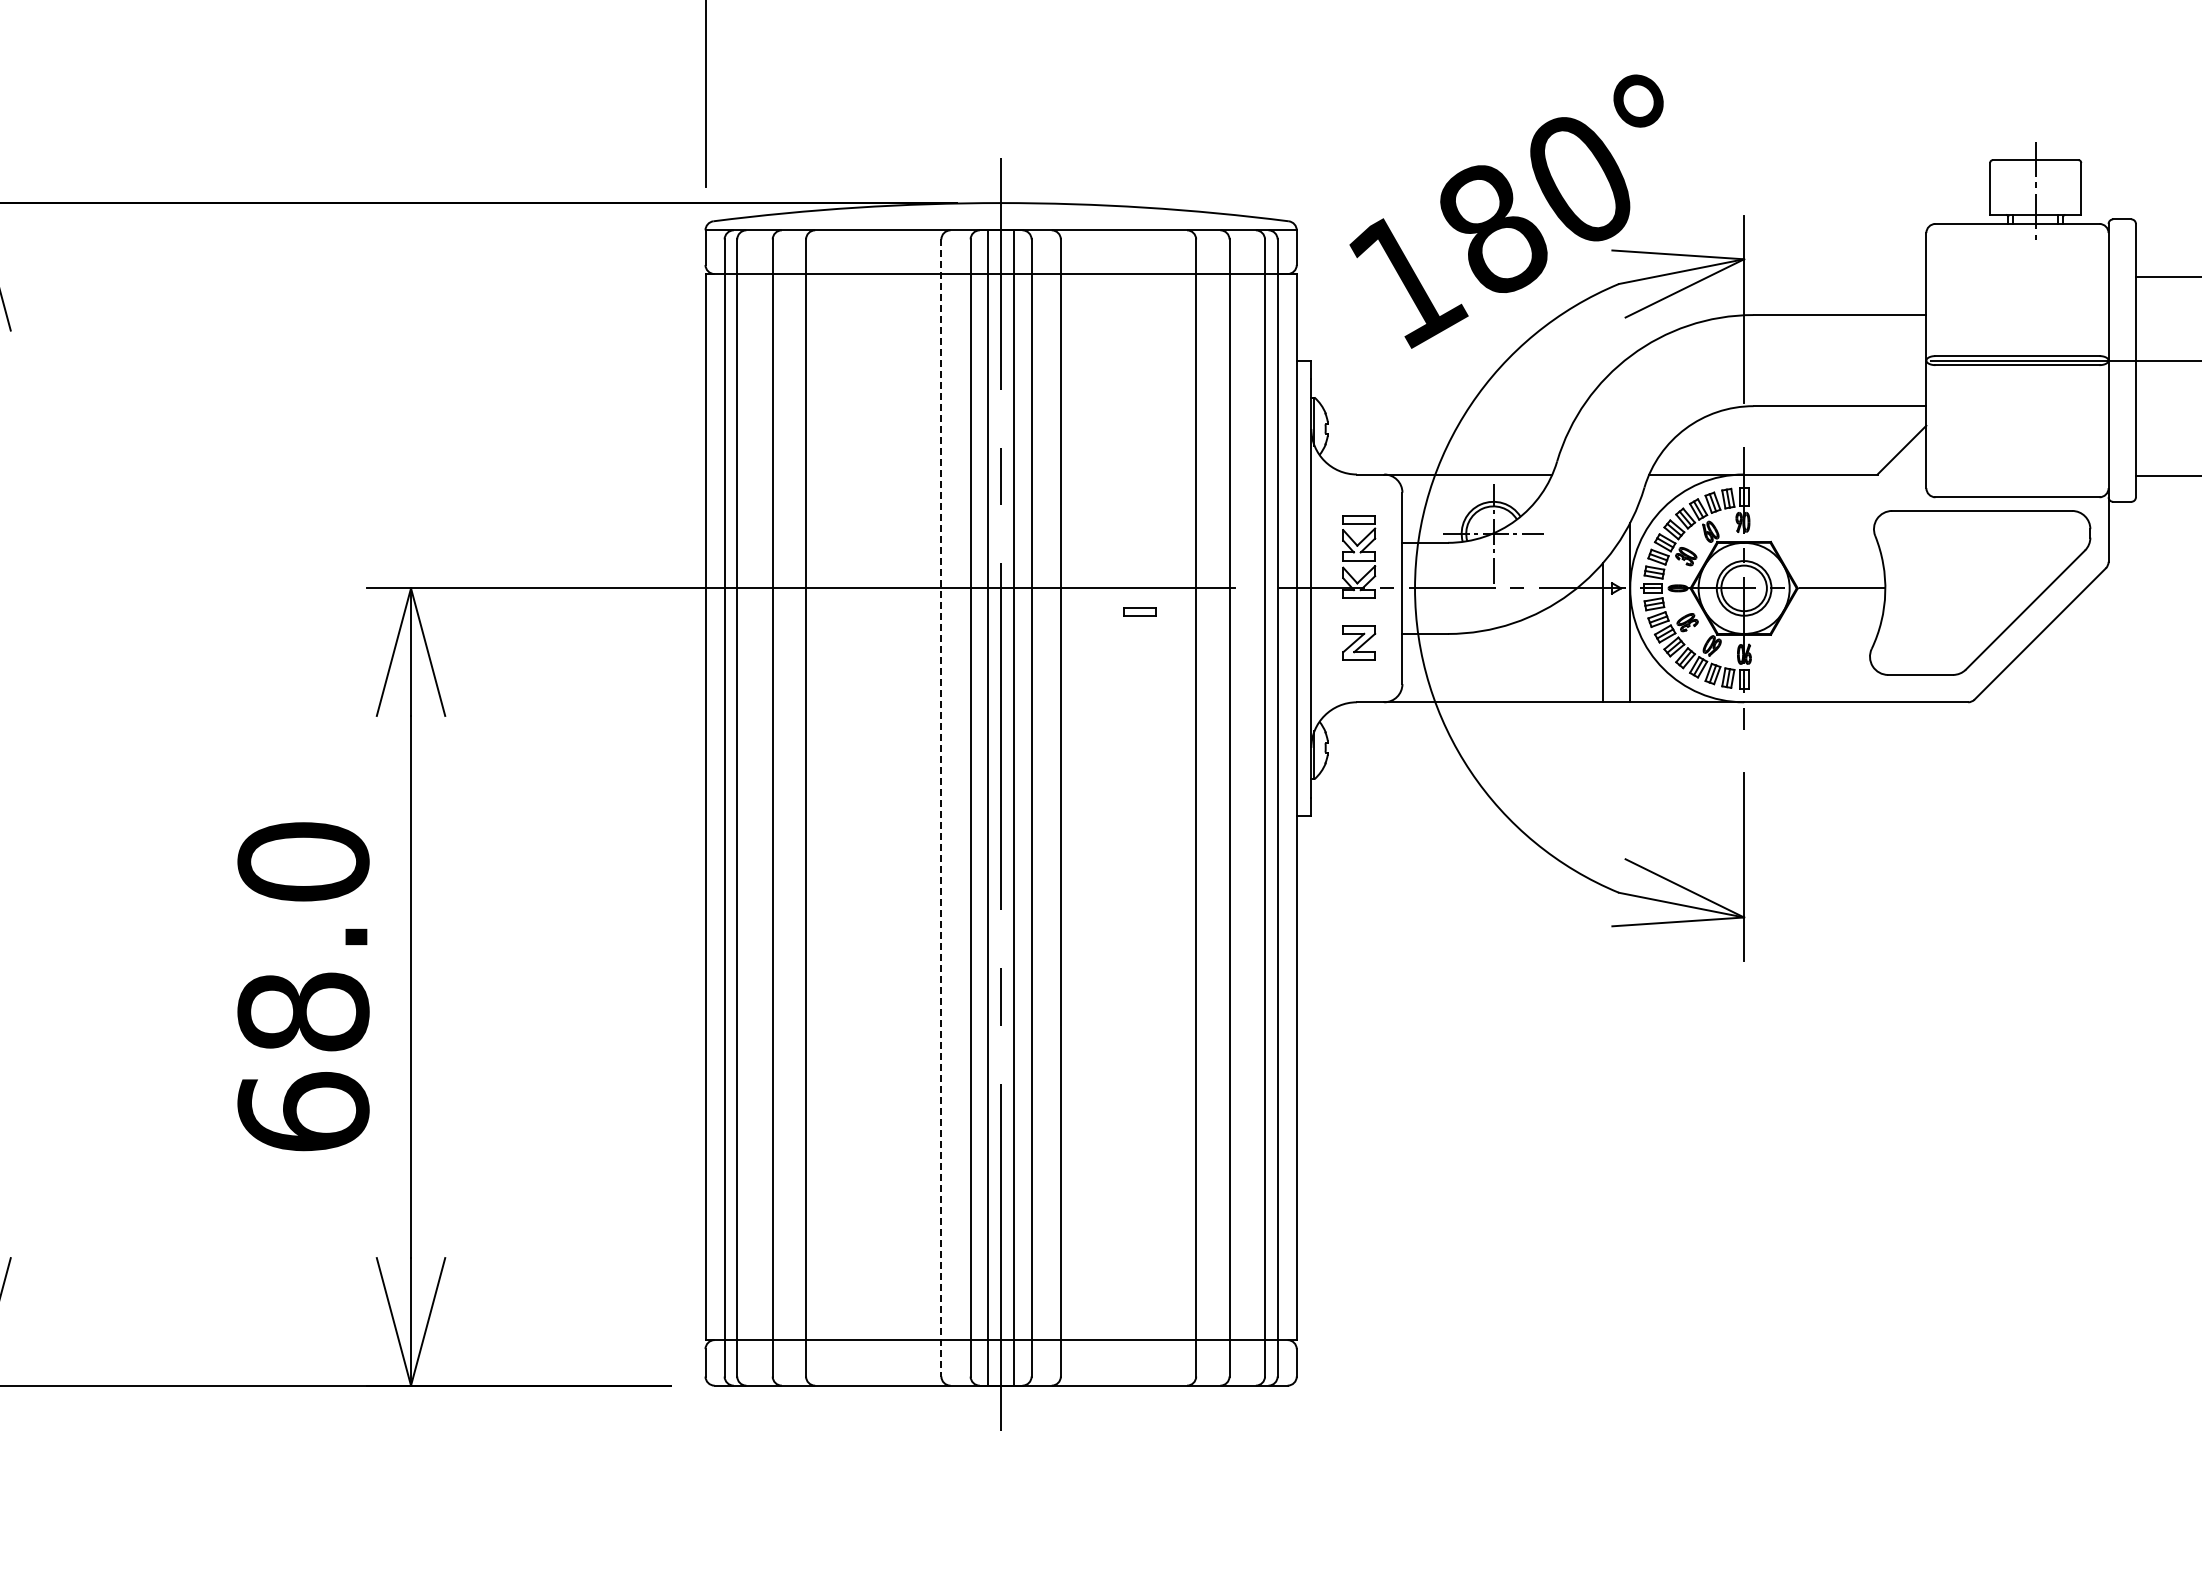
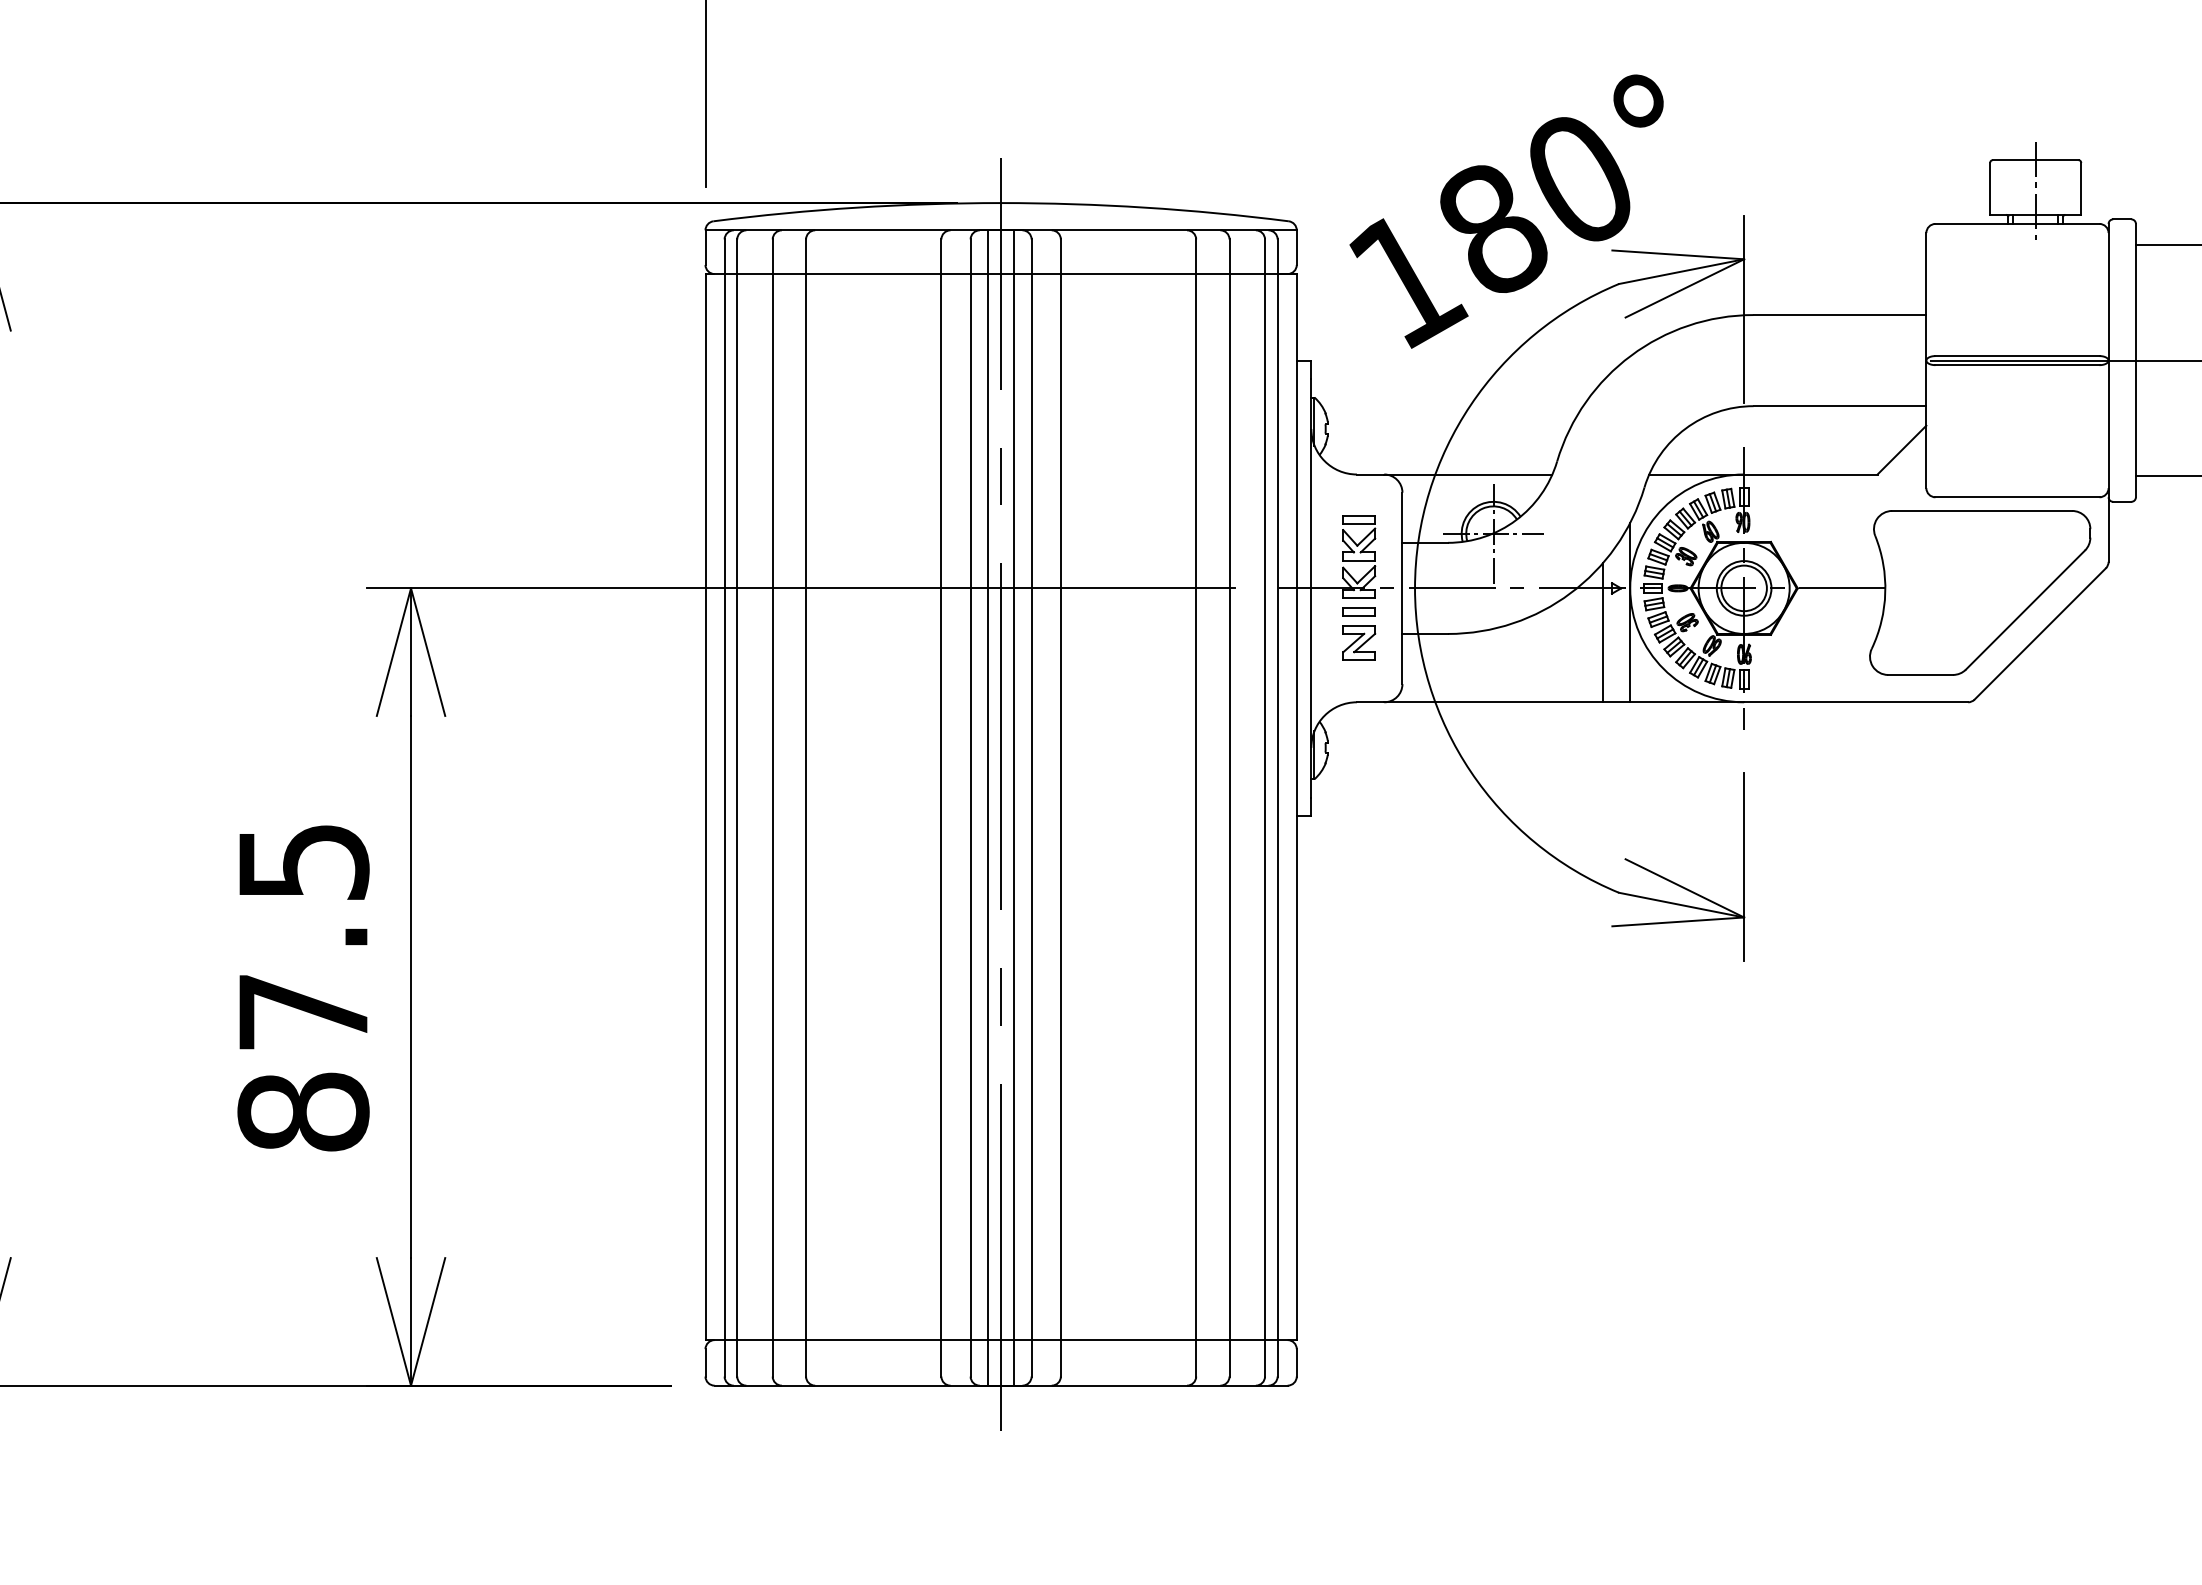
line position: (2166, 276) -> (2166, 244) (2166, 244)
part position: (1139, 611) -> (1358, 611) (1358, 611)
line: dashed -> solid (941, 808)
text: 68.0 -> 87.5 (303, 986)
